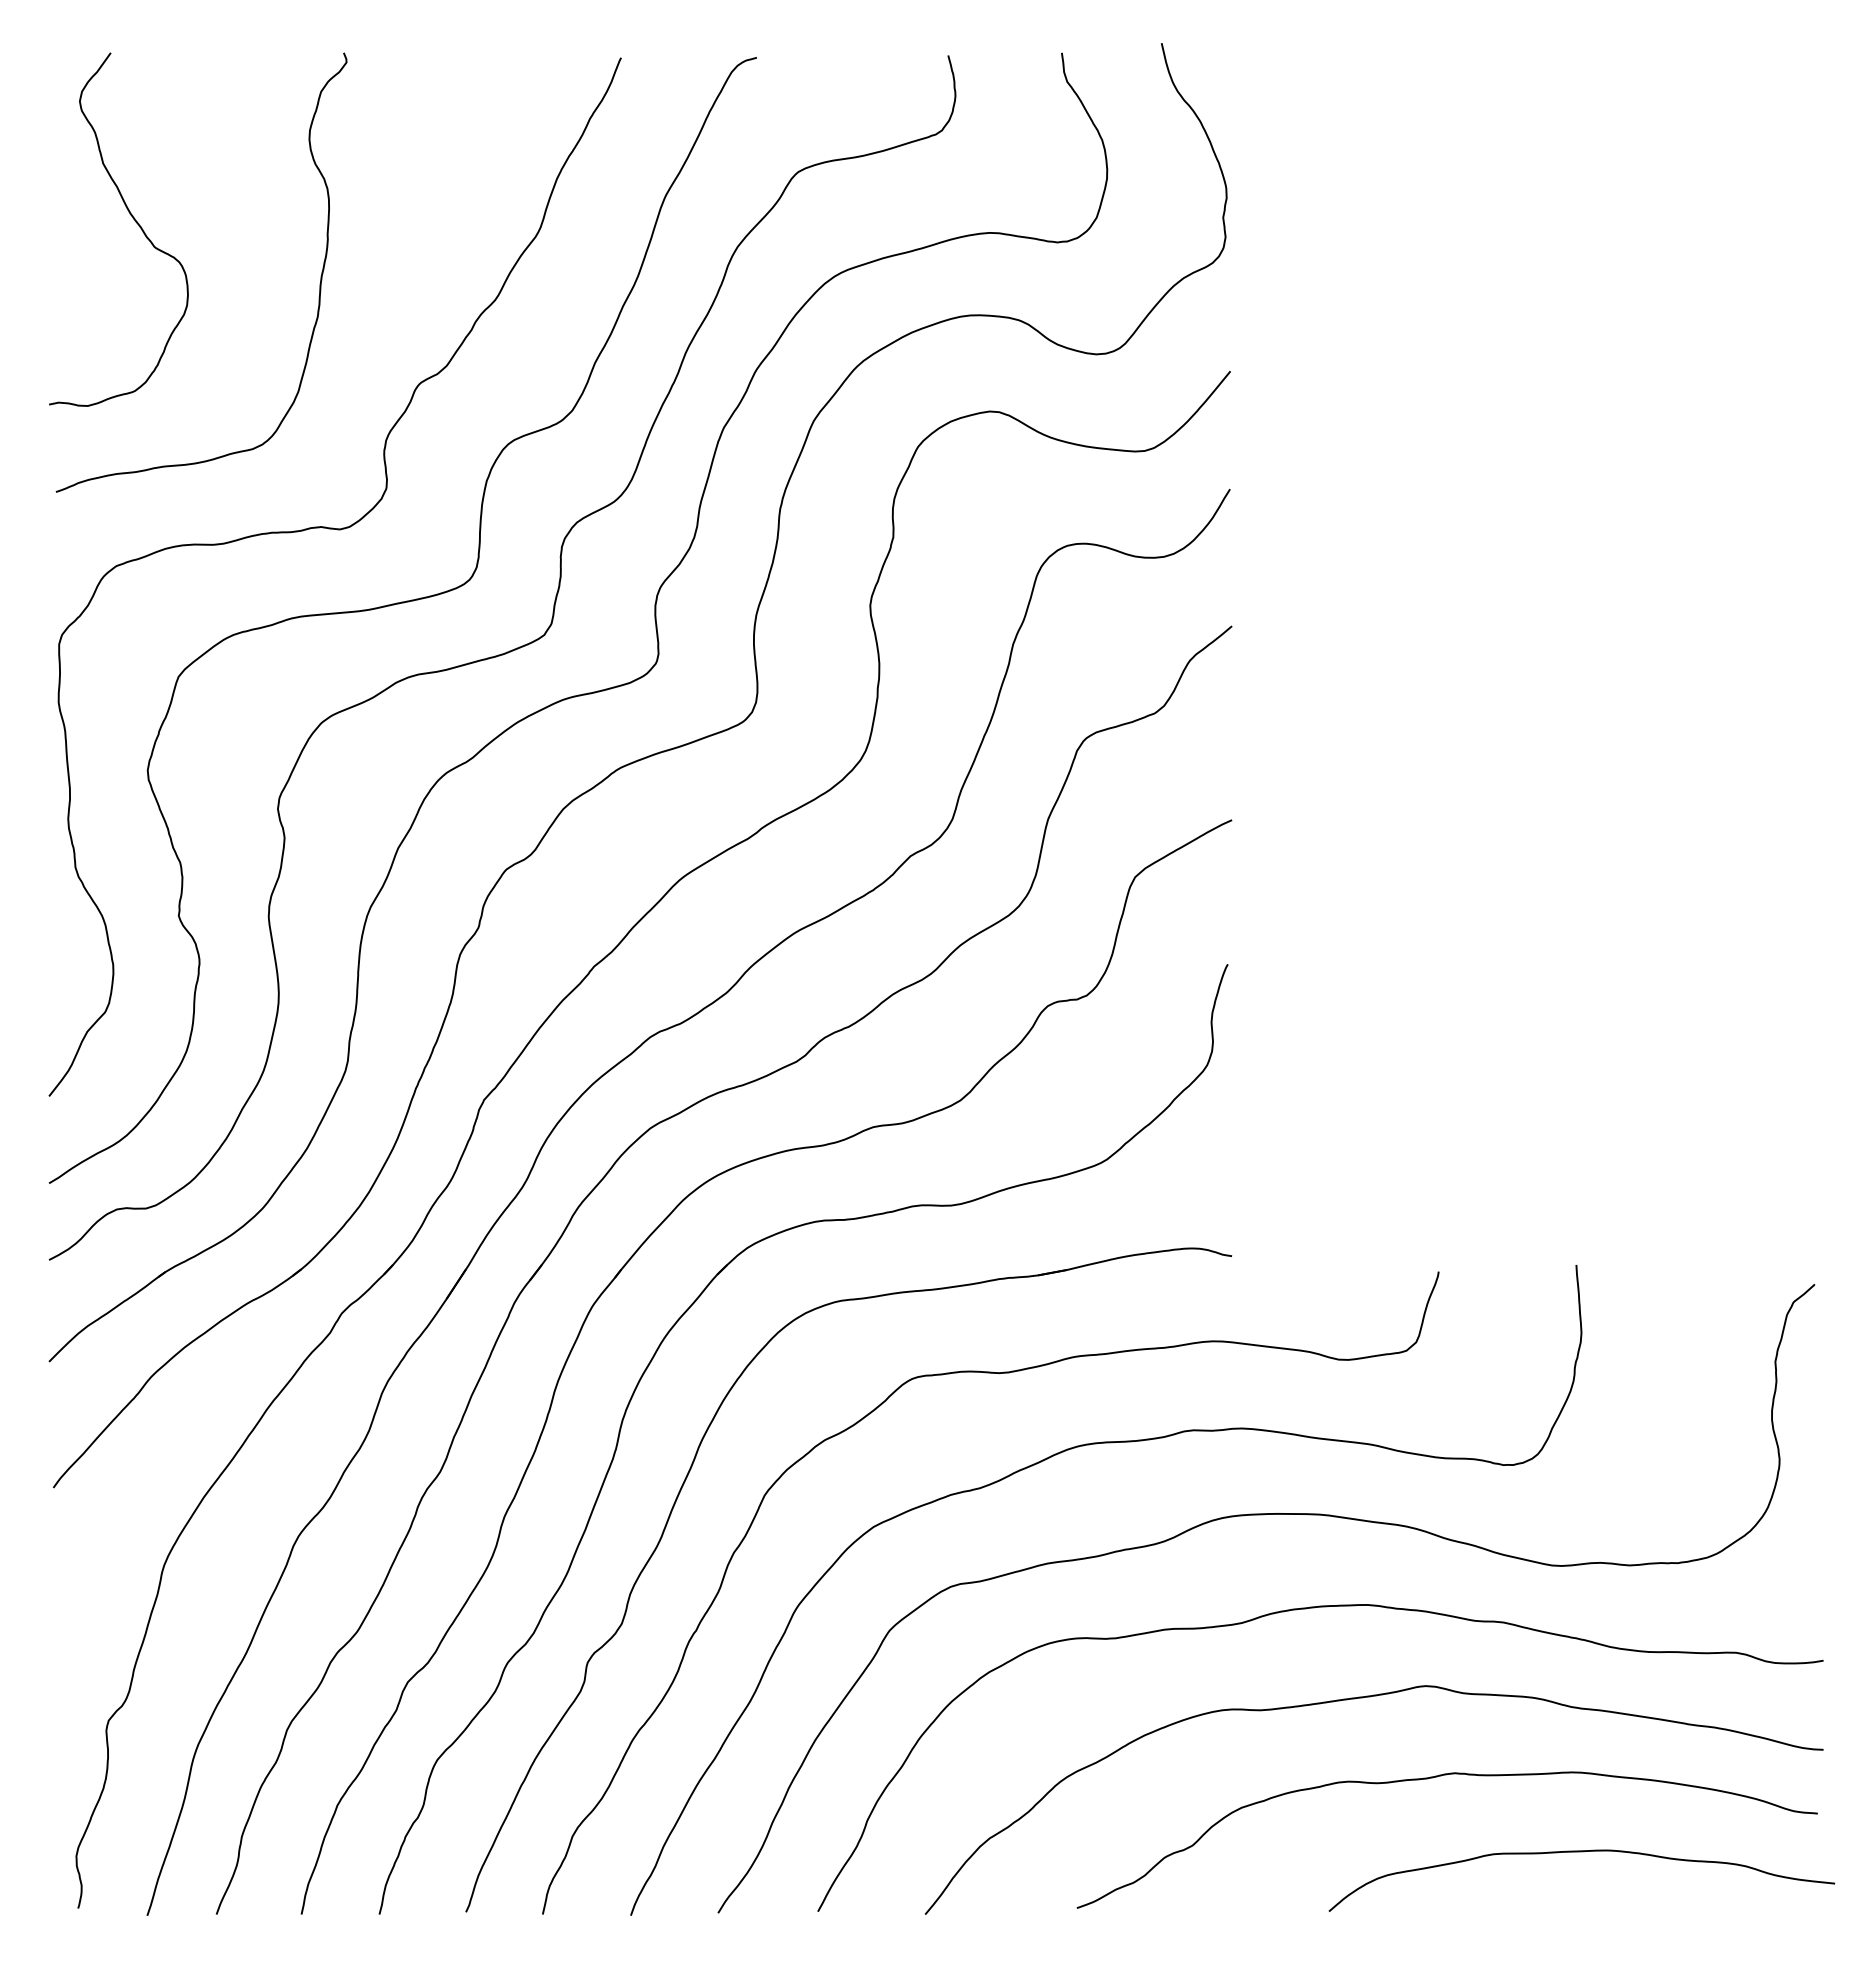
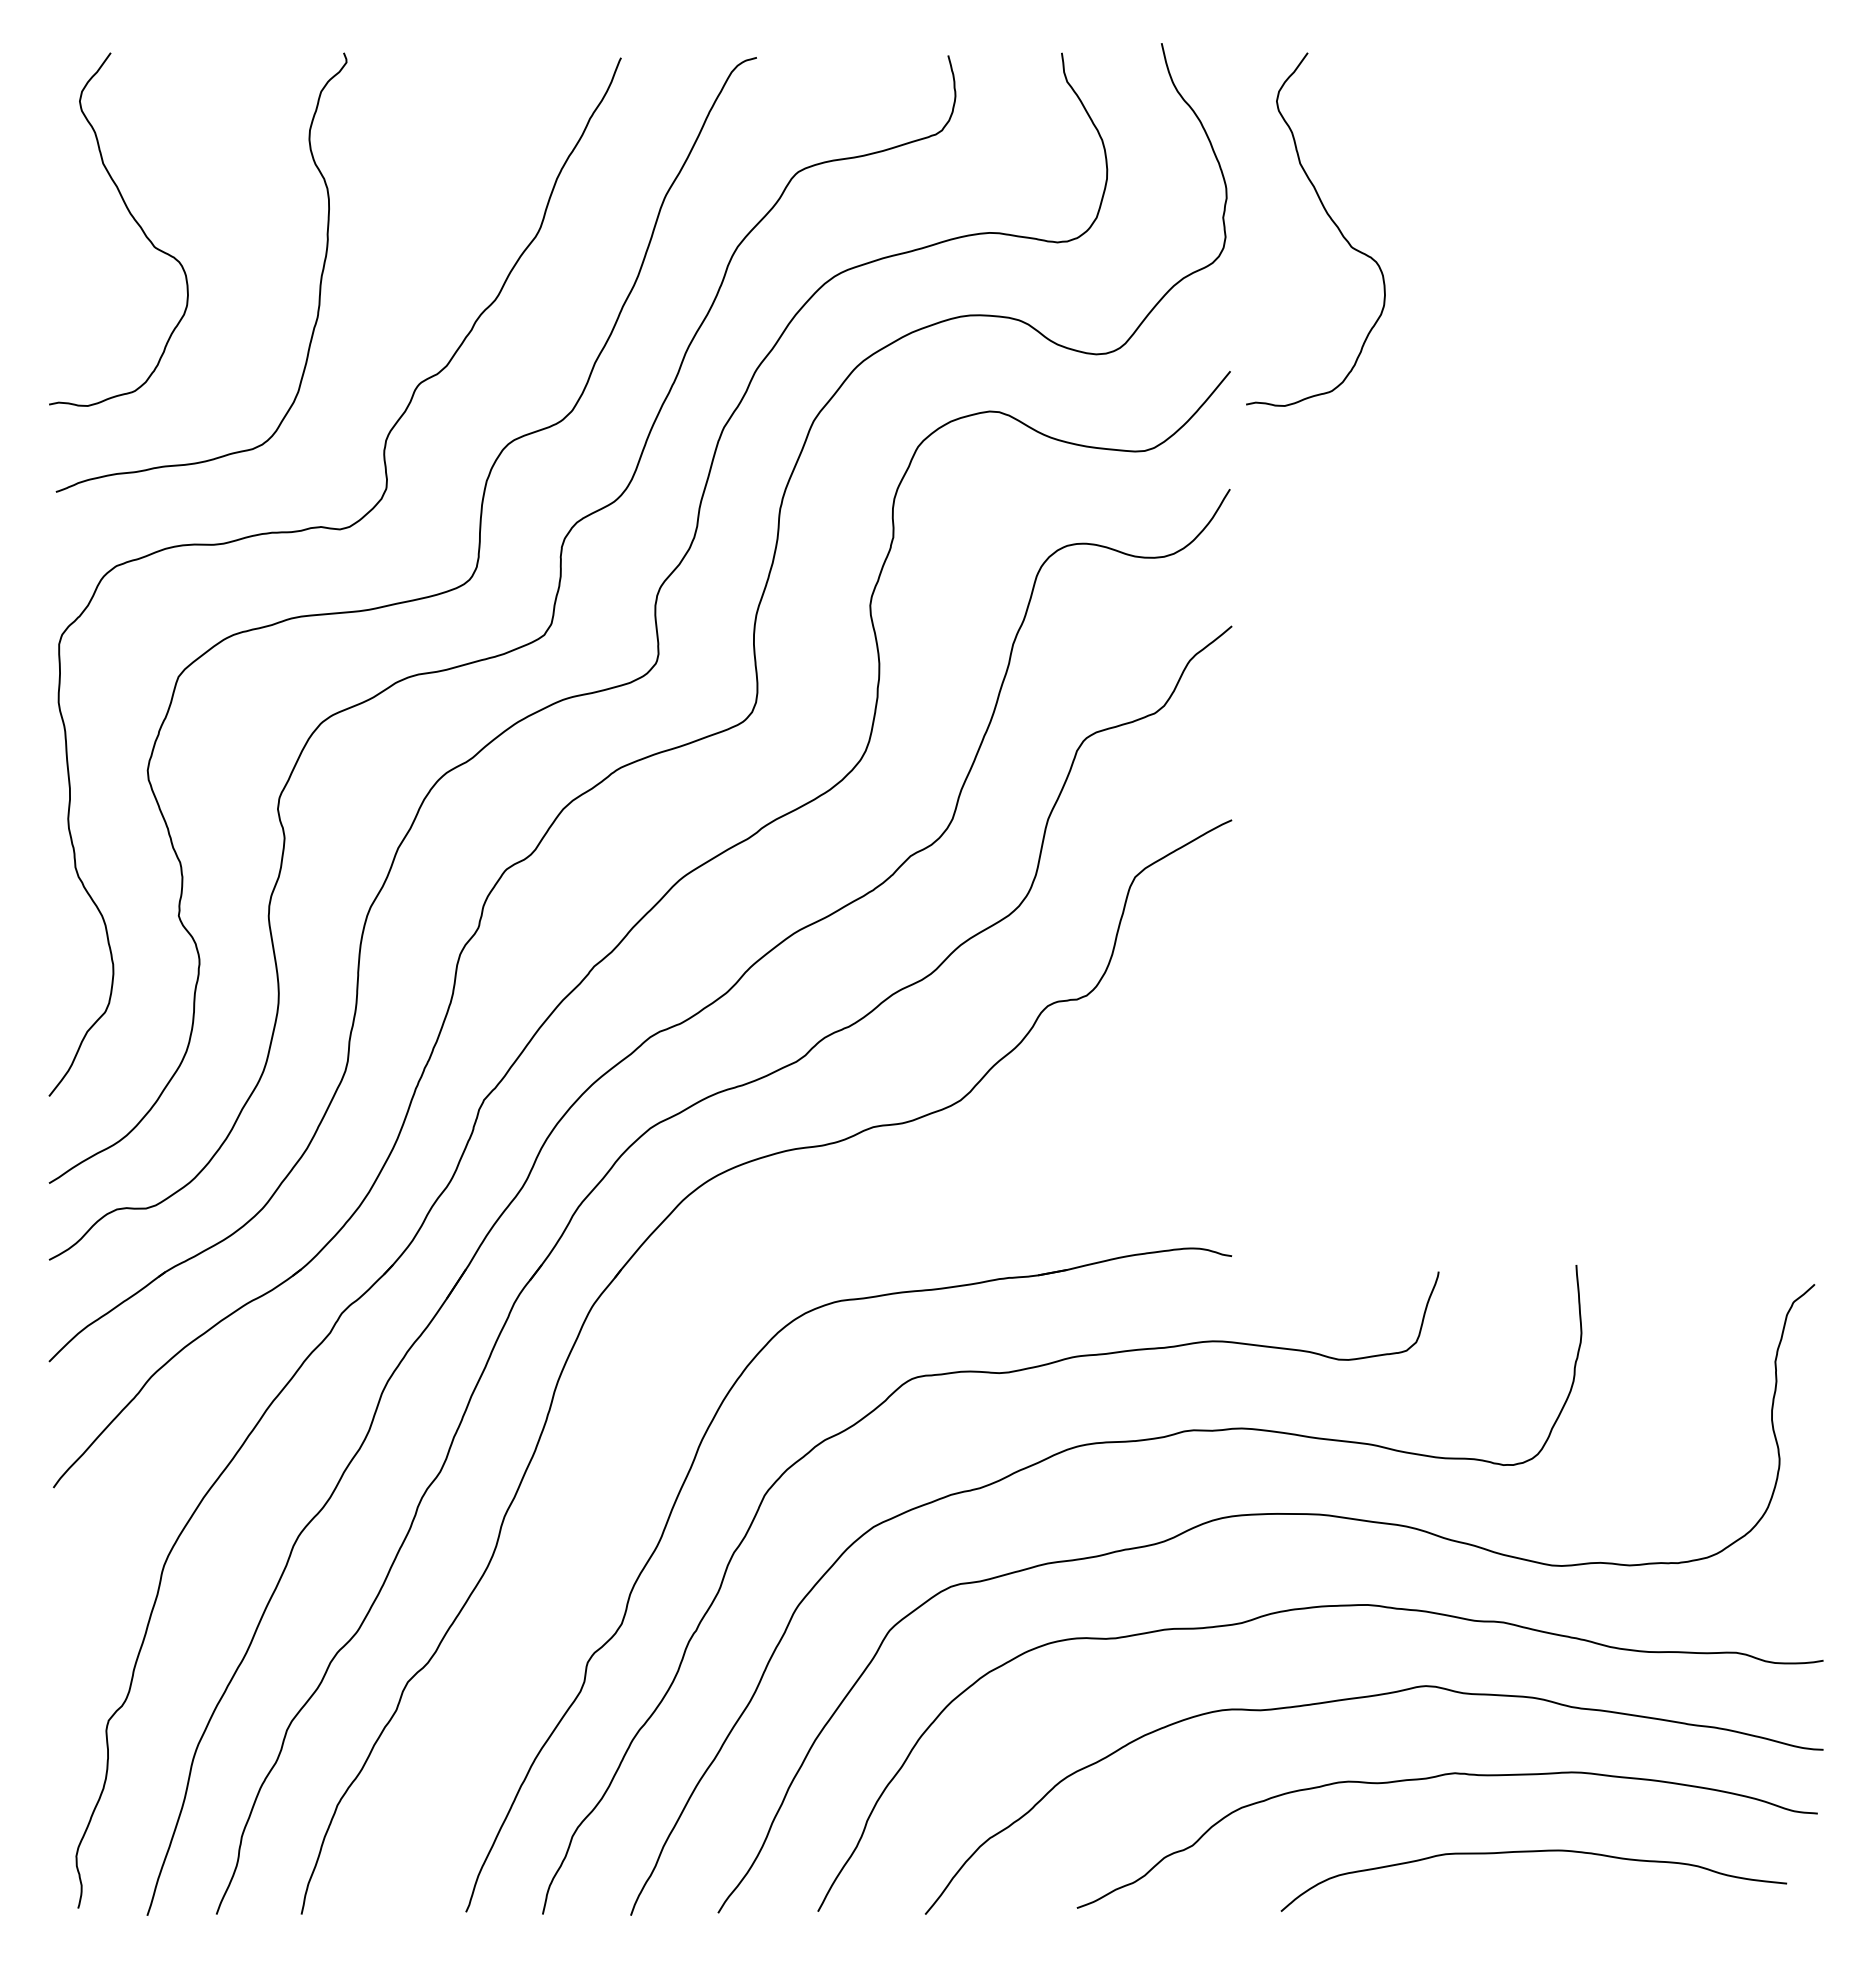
curve: none -> present (1329, 218)
part: present -> none (654, 1357)
curve position: (1581, 1852) -> (1533, 1852) (1533, 1852)
